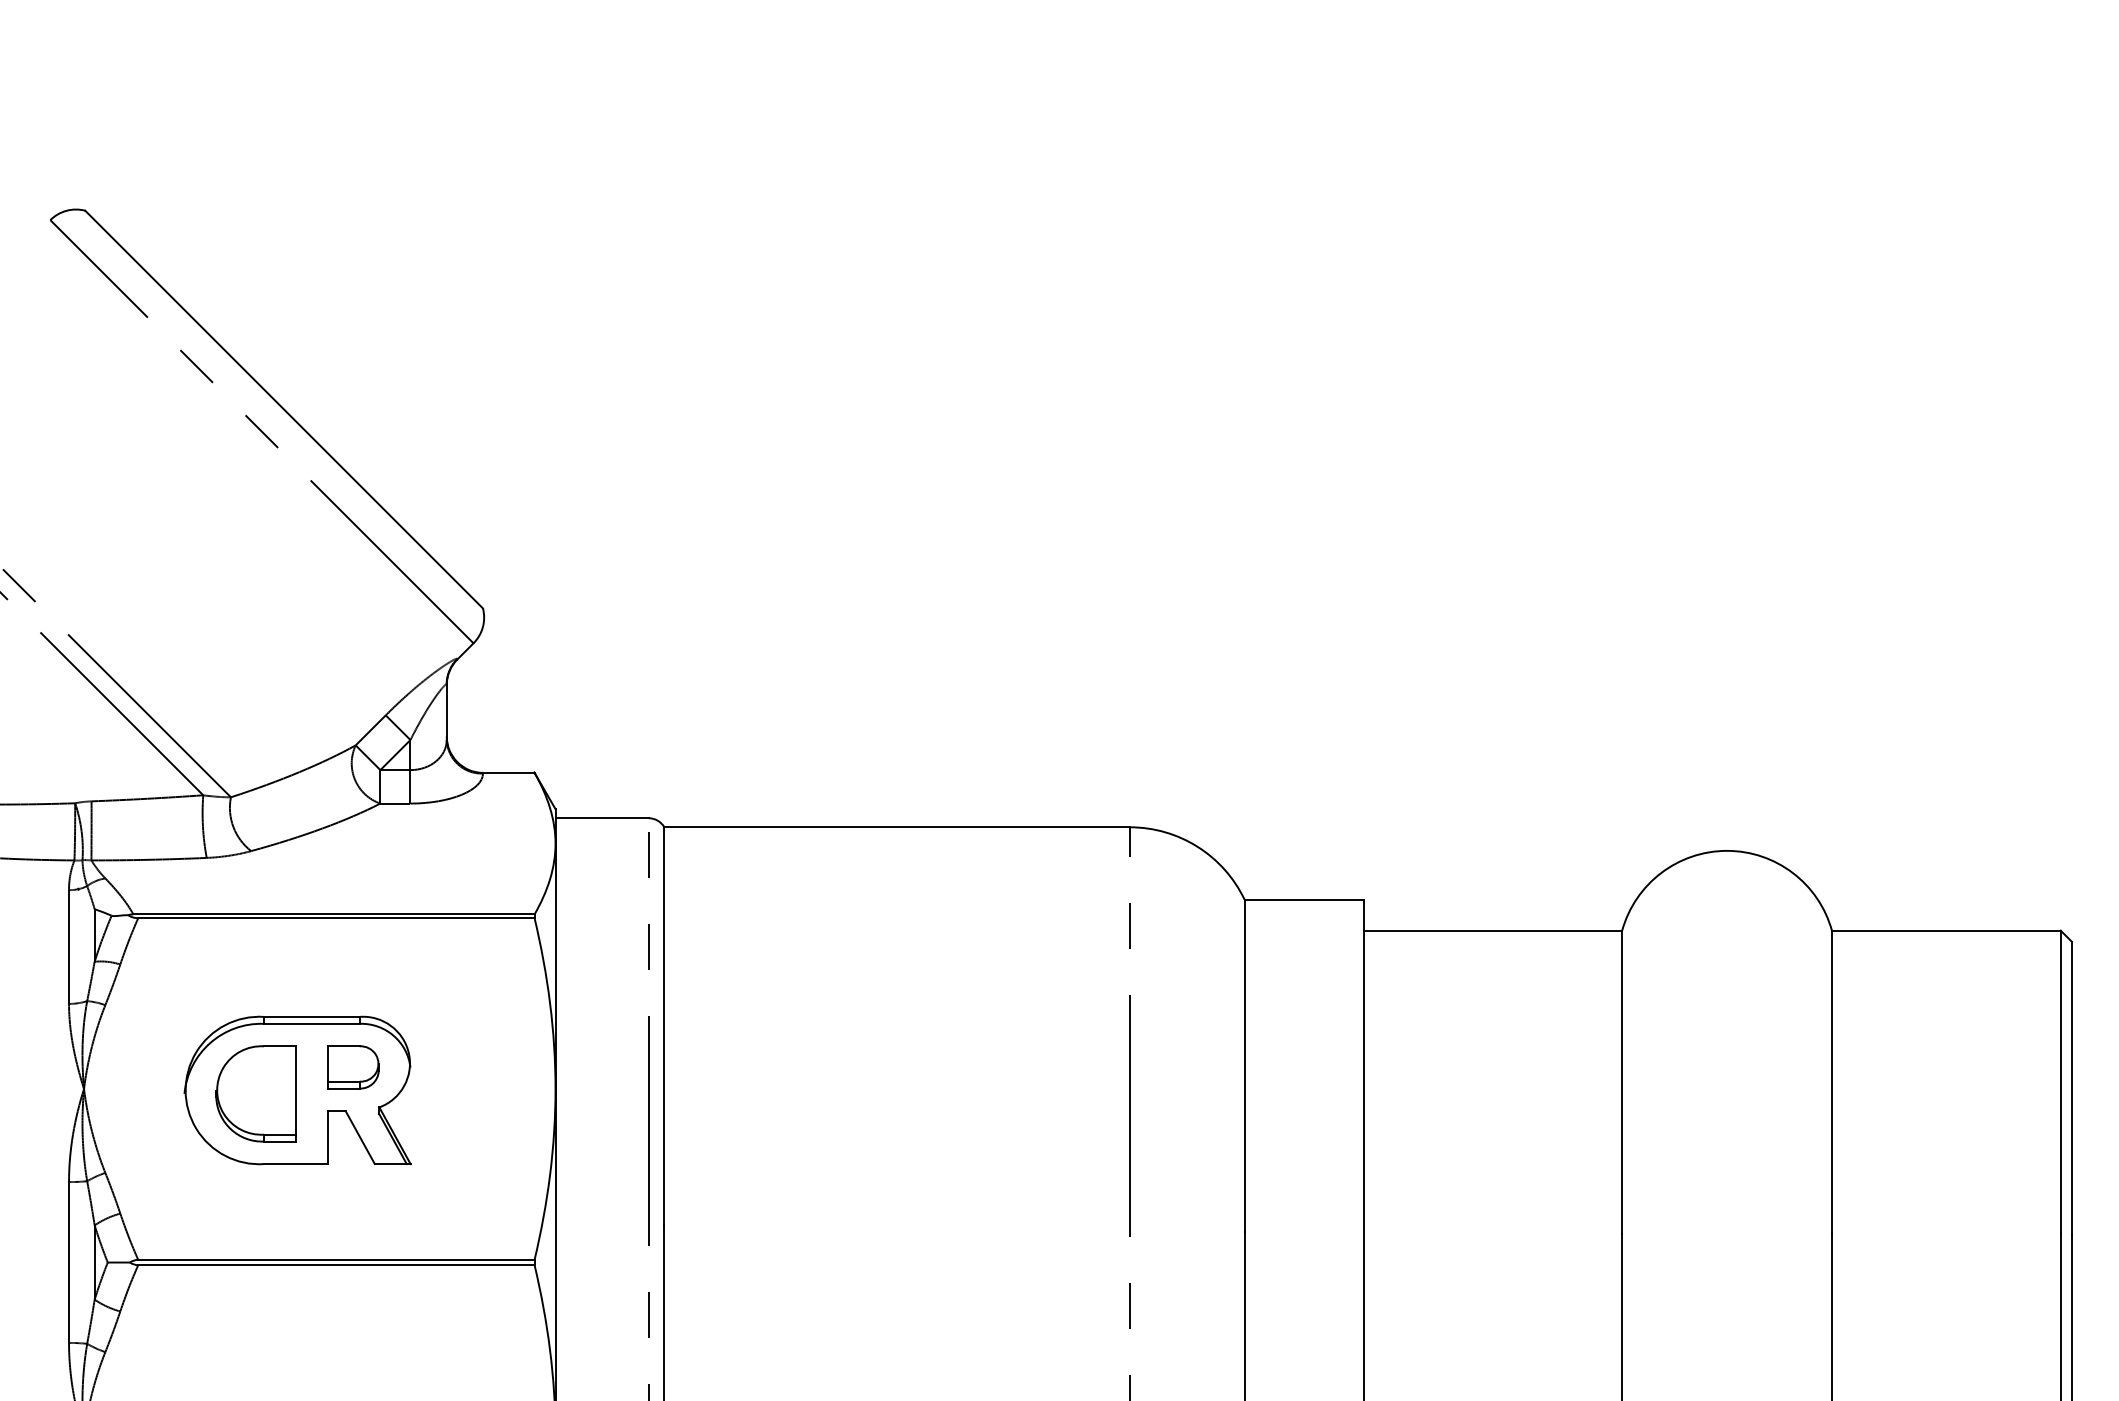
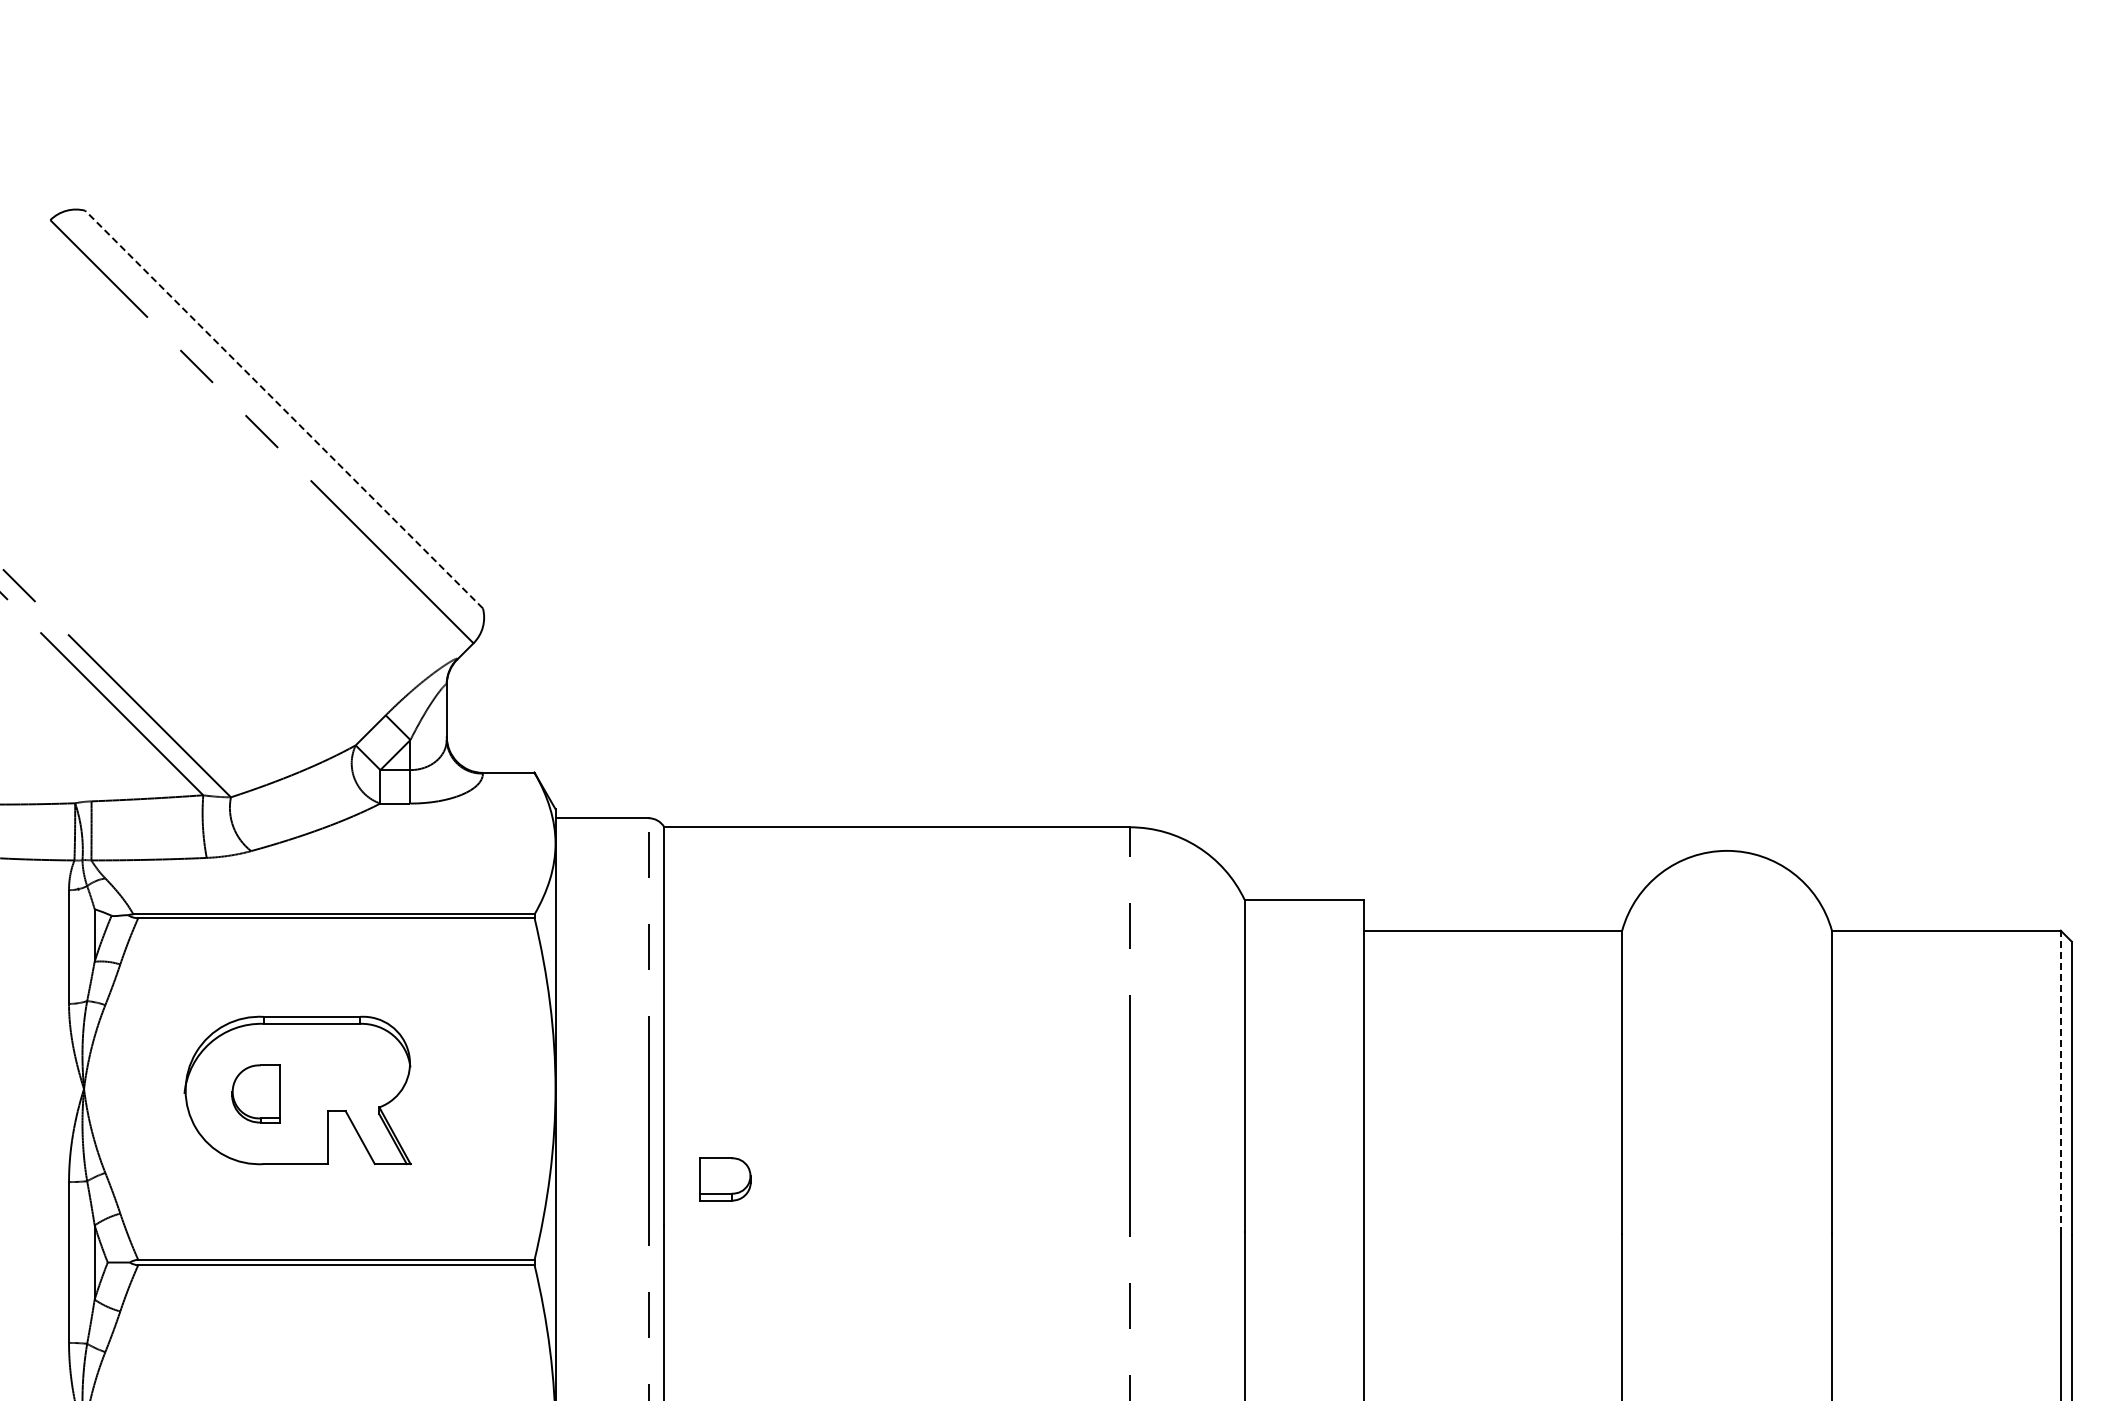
line: solid -> dashed (283, 409)
part position: (353, 1067) -> (725, 1179) (725, 1179)
line: solid -> dashed (2060, 1082)
part size: 82x98 px -> 50x60 px (255, 1093)
